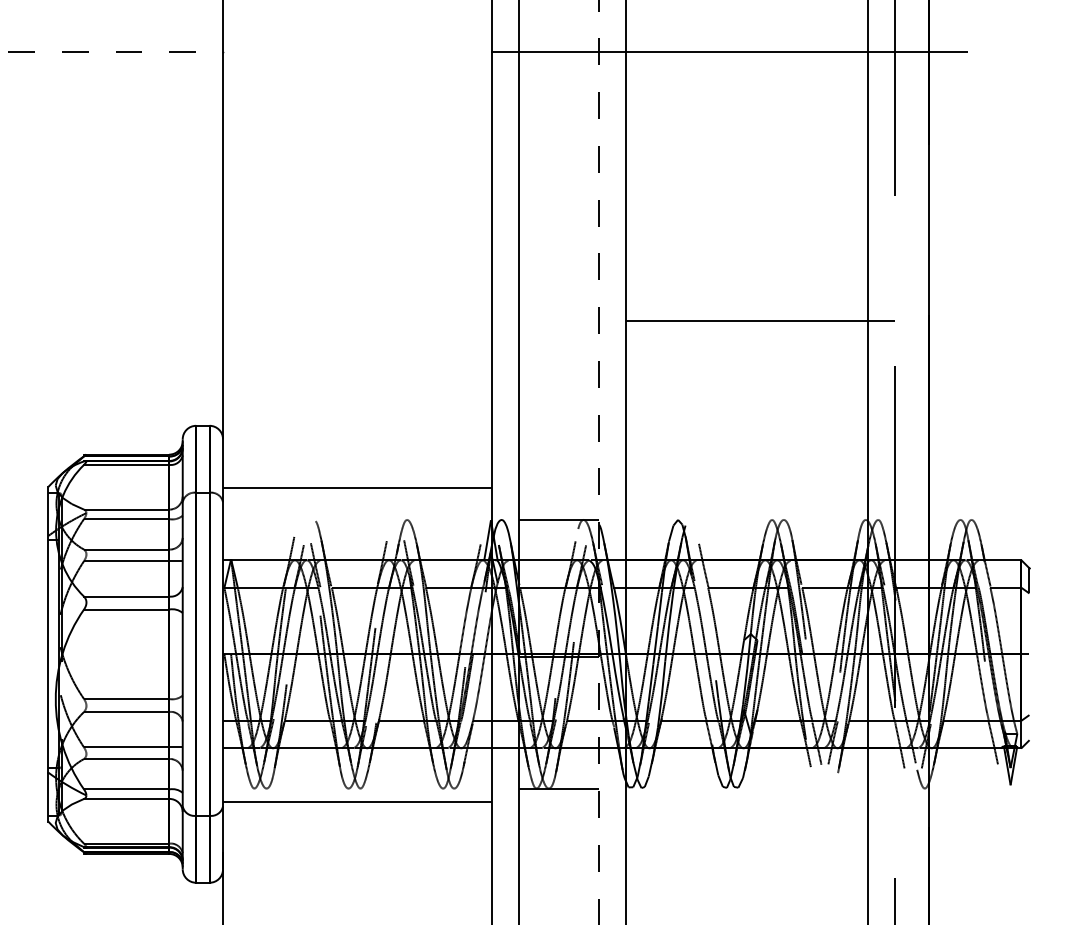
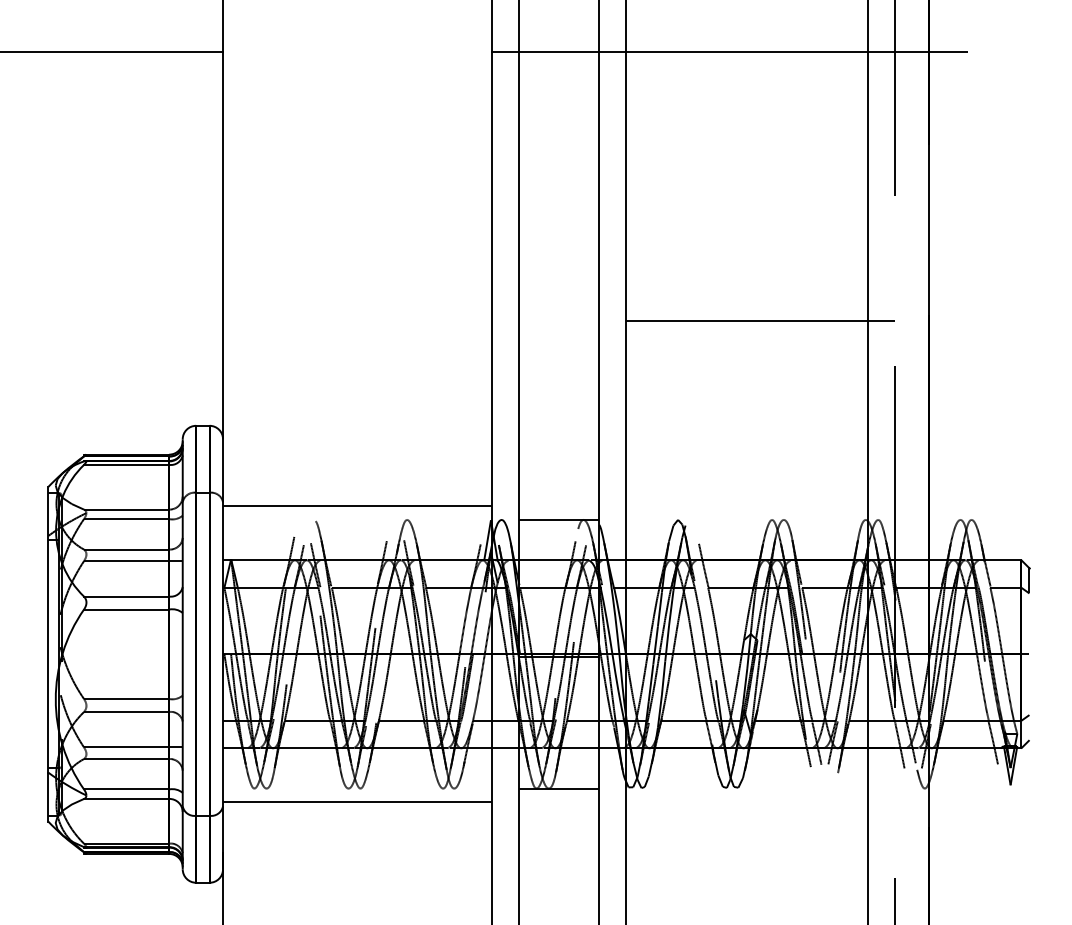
line: dashed -> solid (112, 51)
line: dashed -> solid (599, 462)
line position: (357, 488) -> (357, 506) (357, 506)
